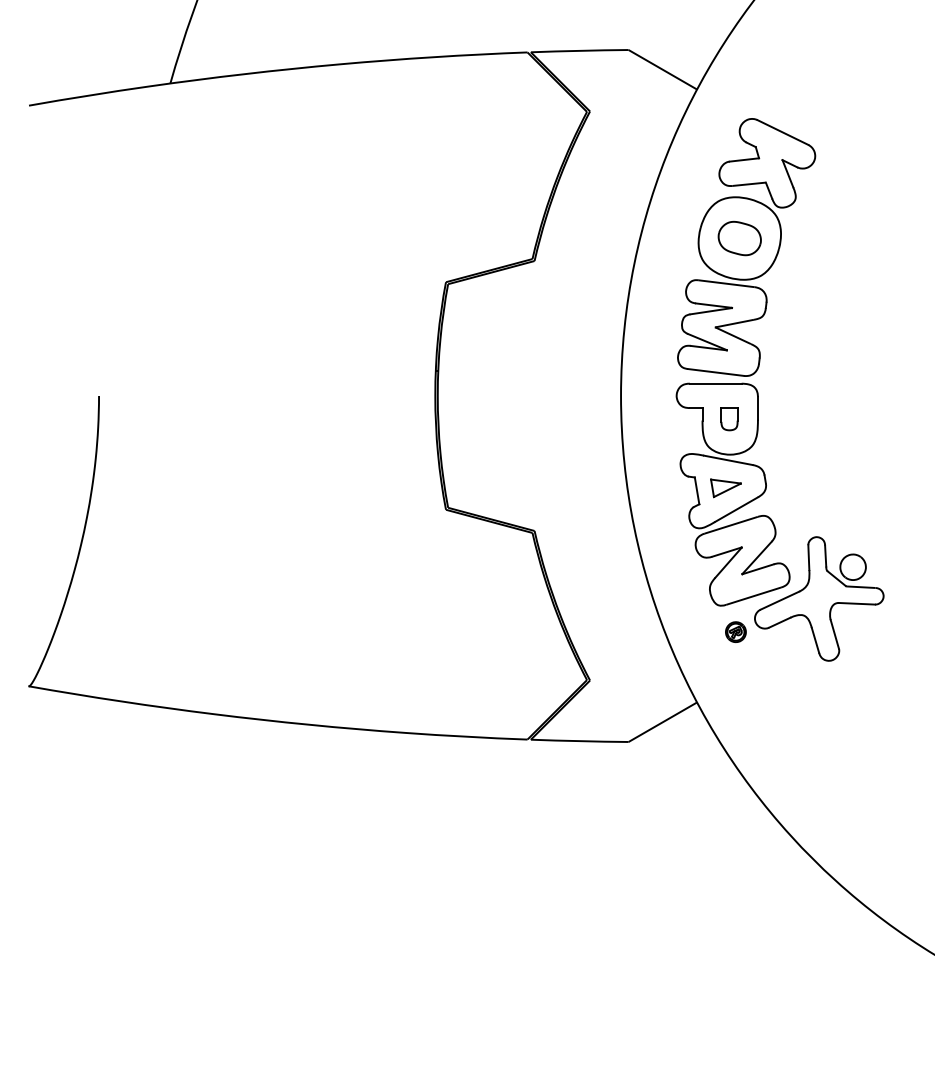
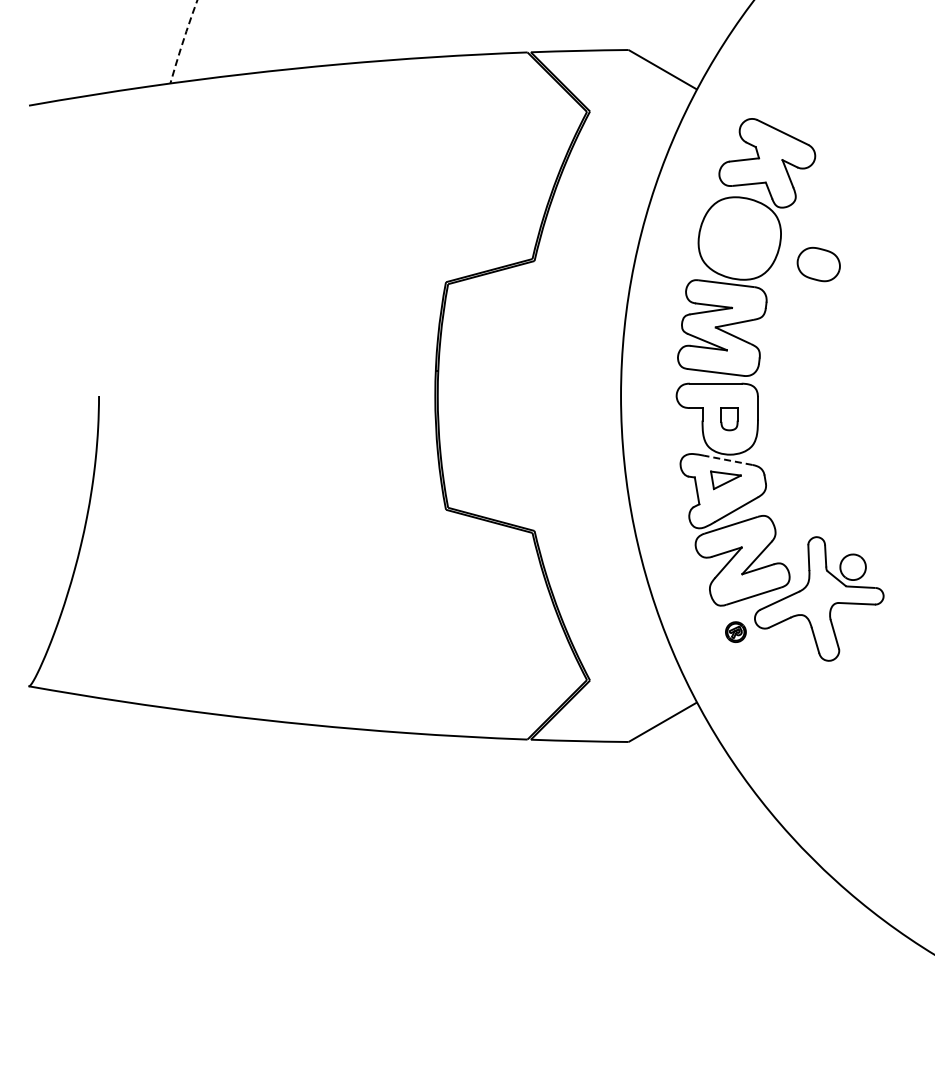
arc: solid -> dashed (182, 42)
part position: (739, 238) -> (818, 264) (818, 264)
line: solid -> dashed (728, 460)
part position: (725, 488) -> (725, 480) (725, 480)
